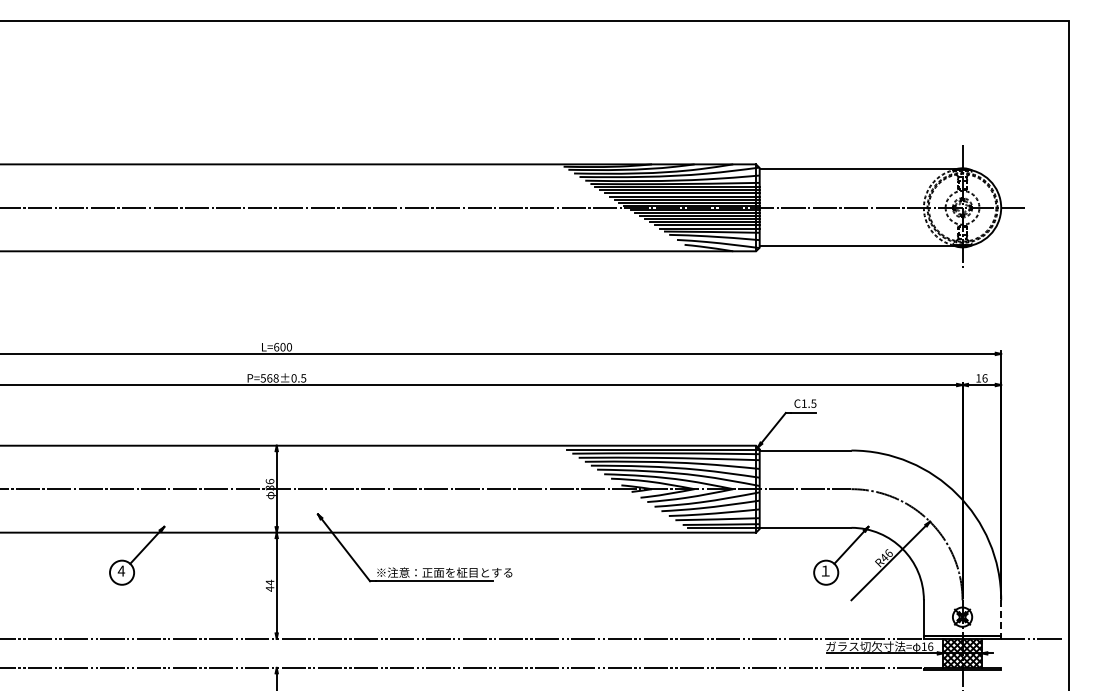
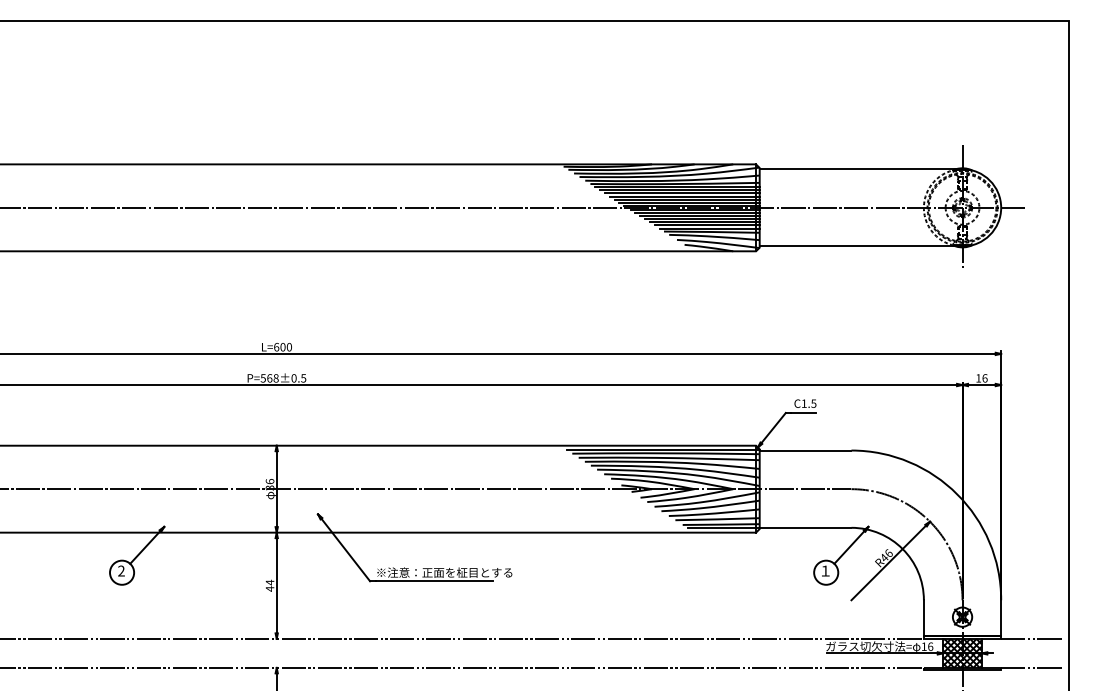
text: 4 -> 2 (121, 570)
line: dashed -> solid (1001, 618)
line: none -> present (1031, 667)
